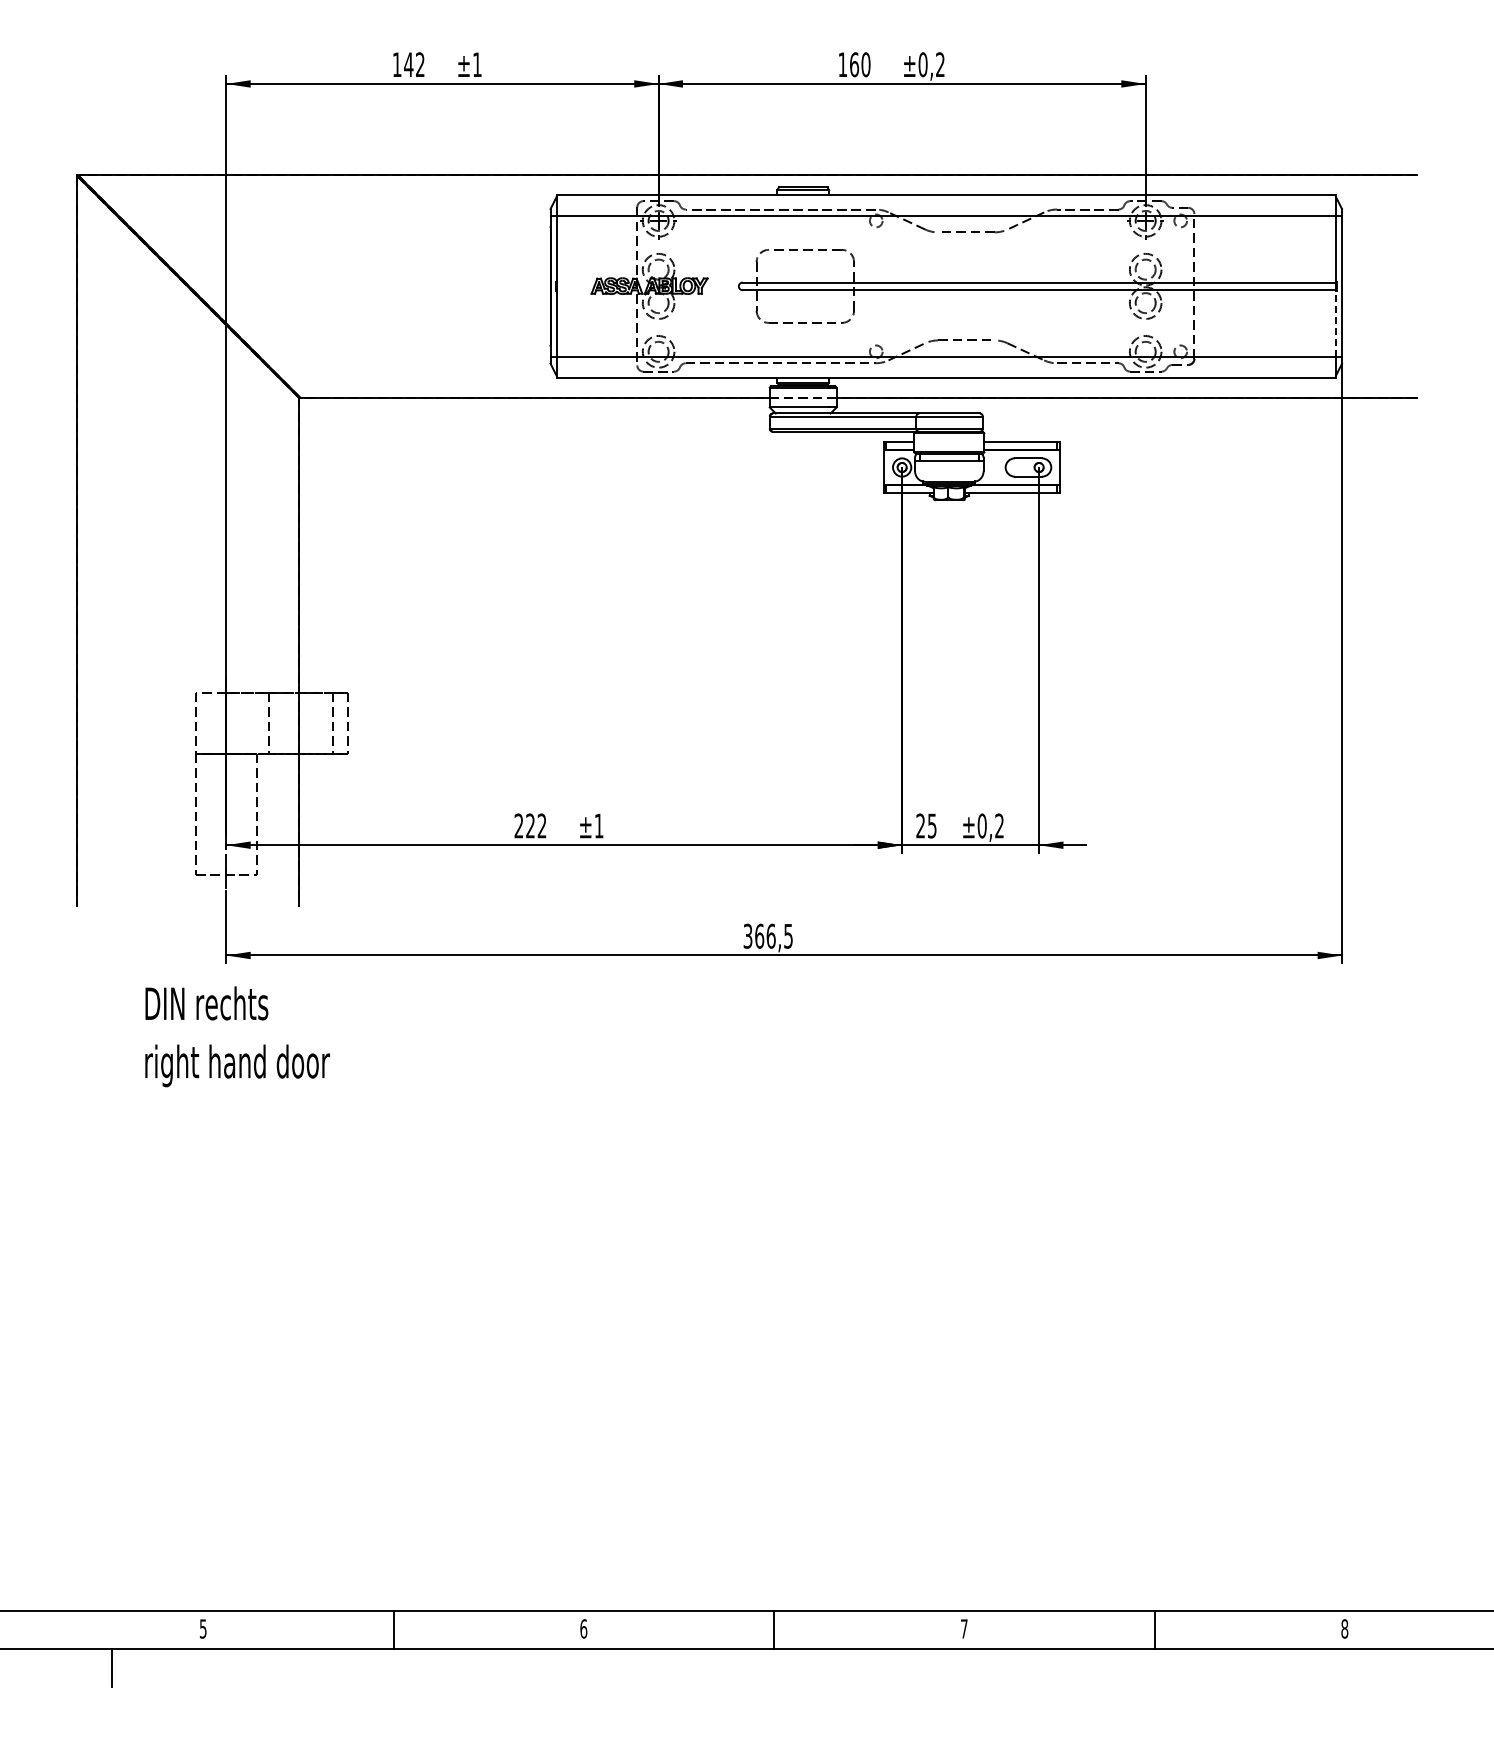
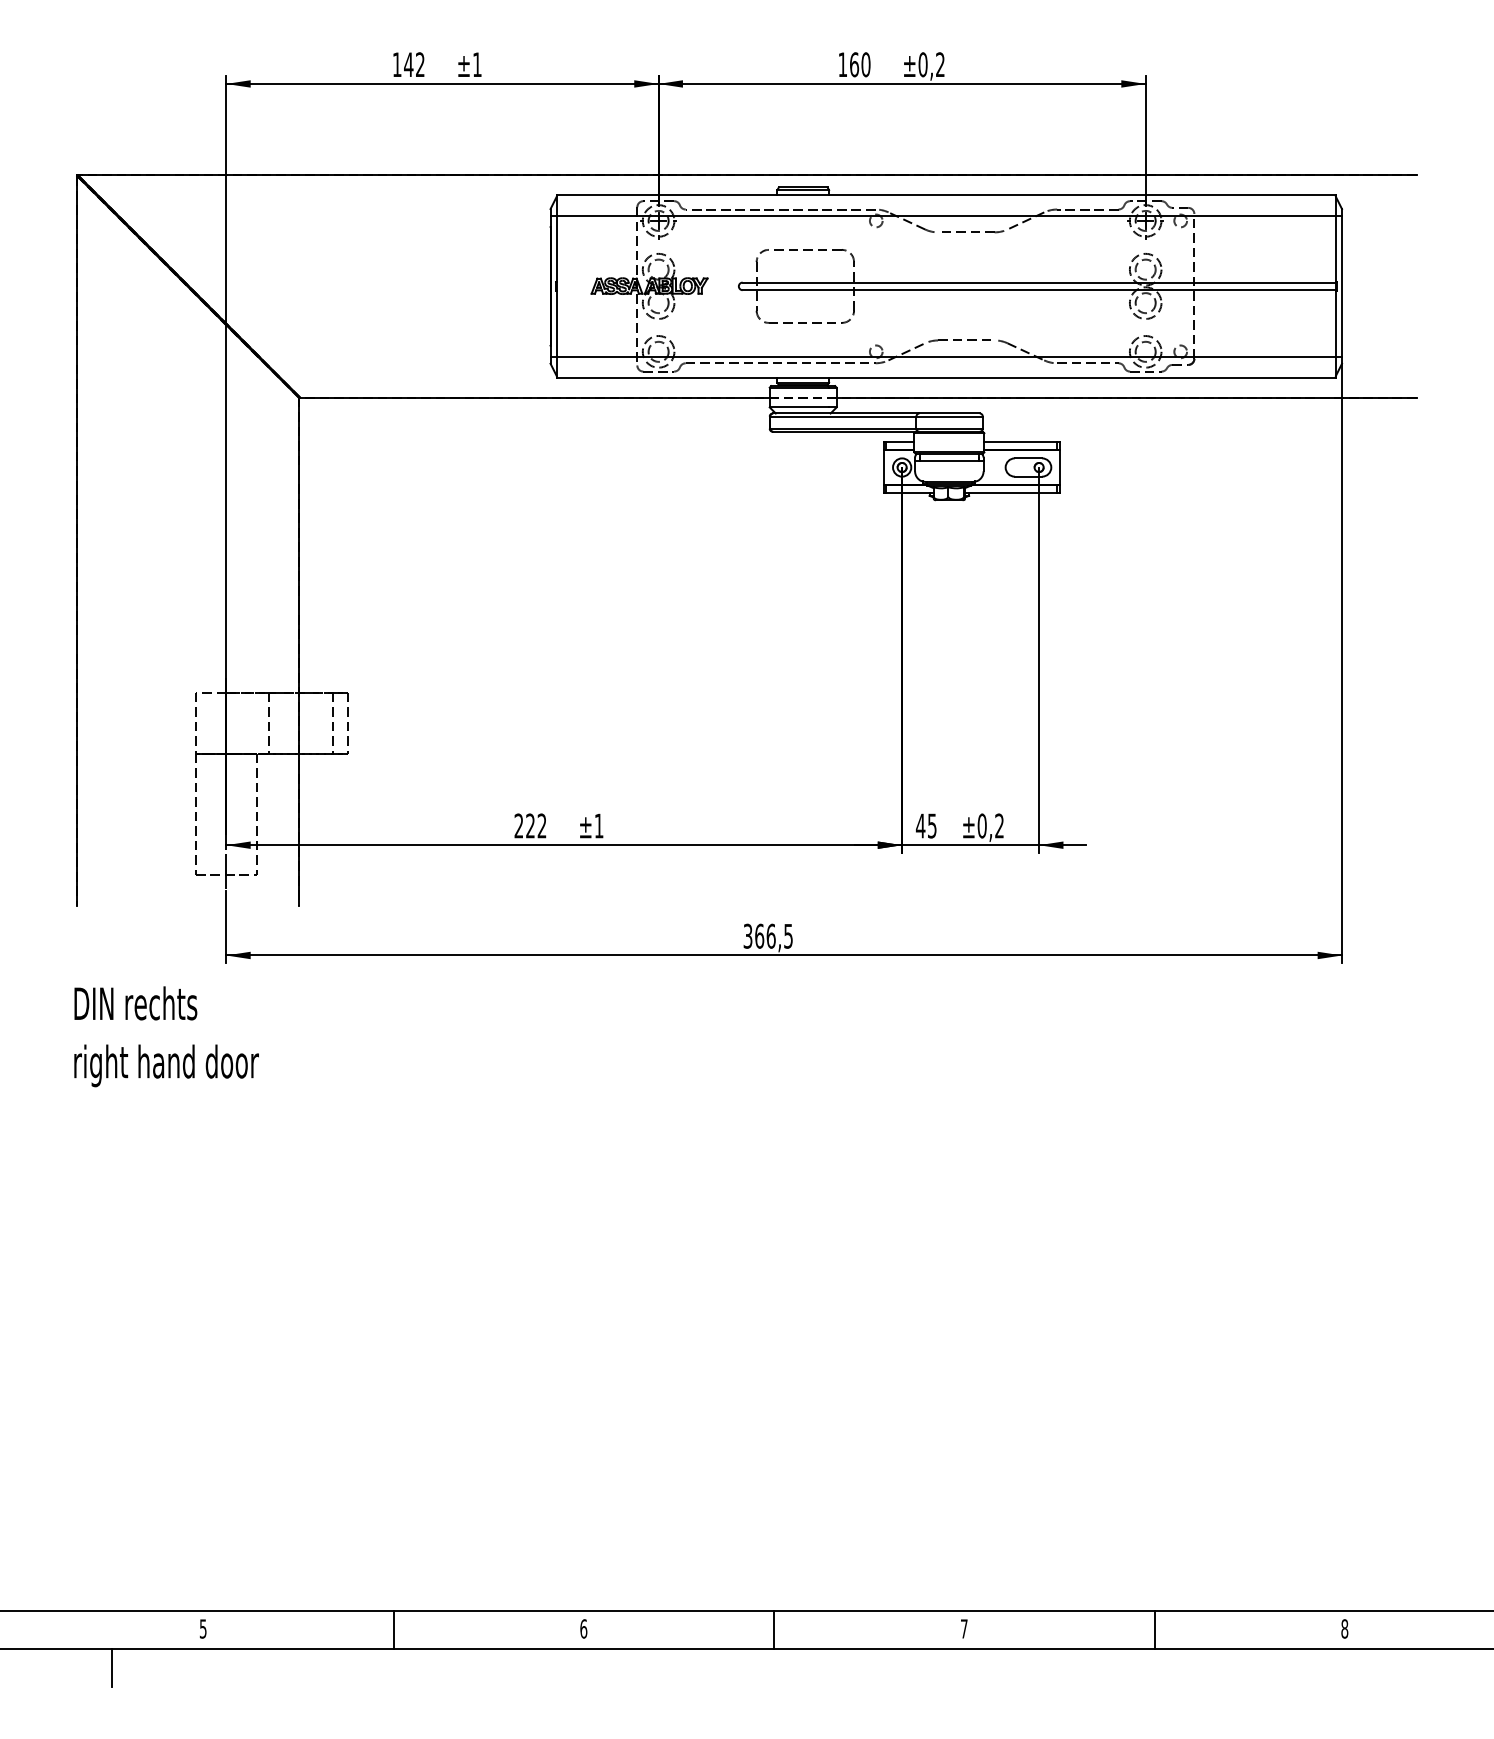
line: dashed -> solid (1335, 322)
text: 25 -> 45 (920, 825)
text position: (237, 1036) -> (166, 1036) (166, 1036)
